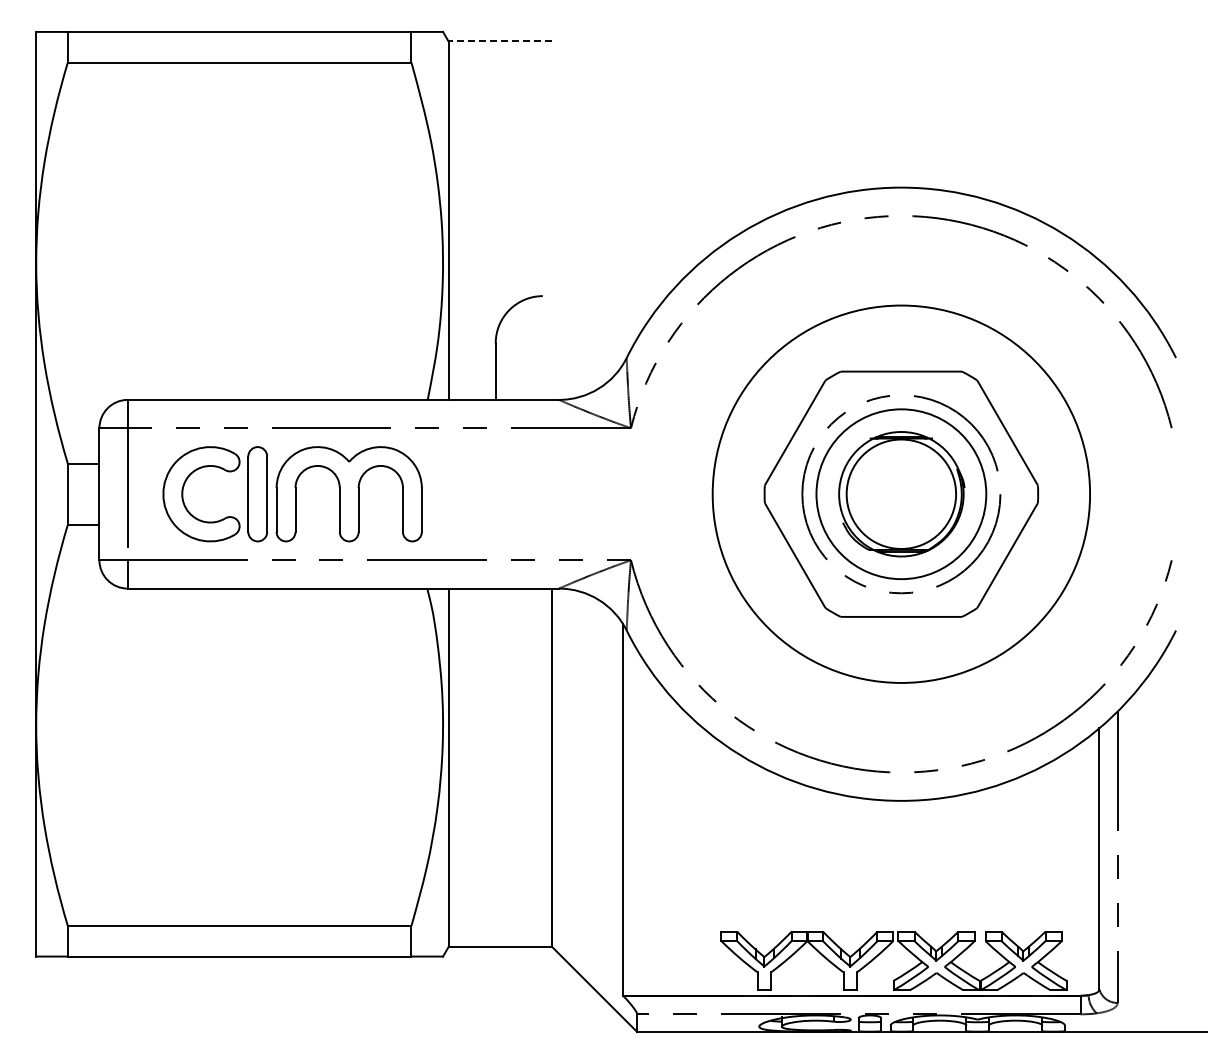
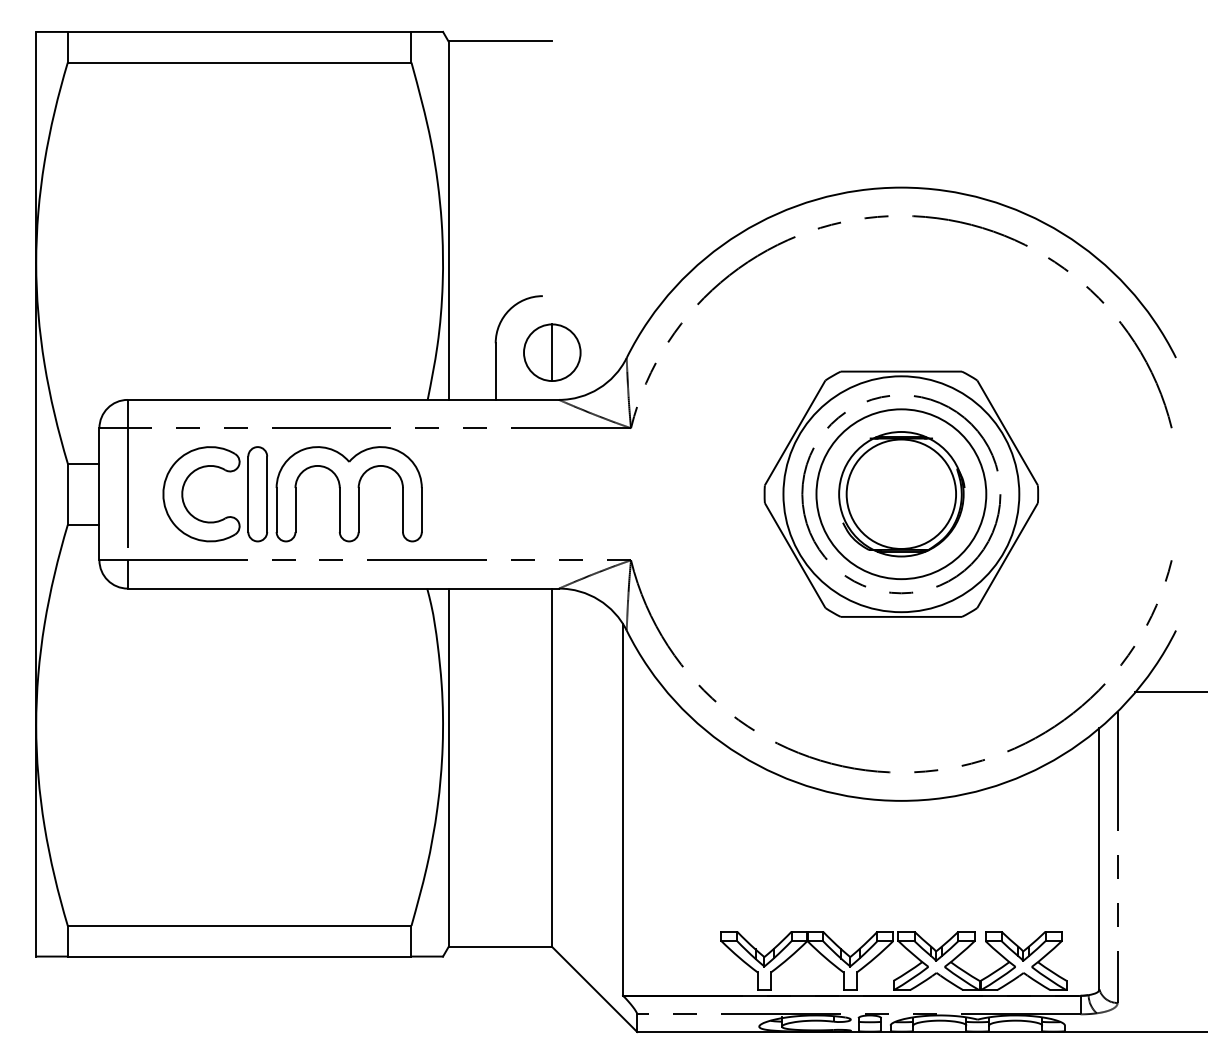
line: dashed -> solid (500, 41)
part: none -> present (552, 352)
circle diameter: 377 px -> 236 px (901, 494)
line: none -> present (1169, 692)
